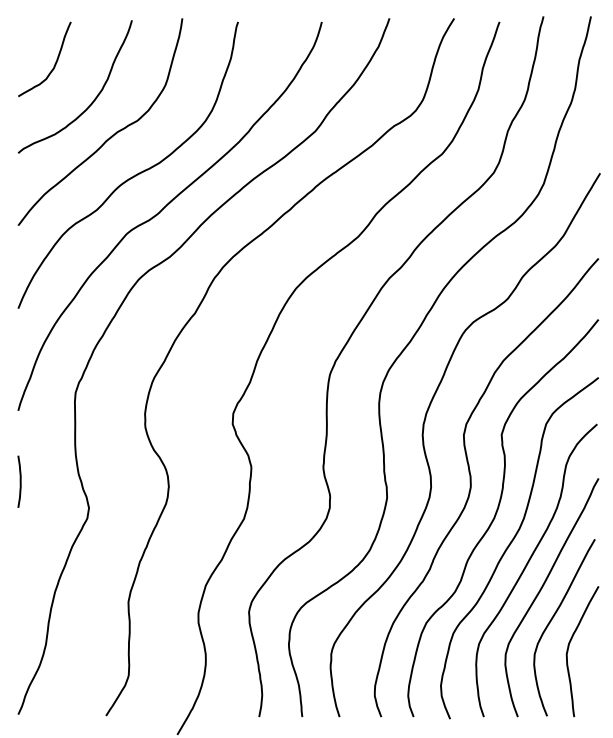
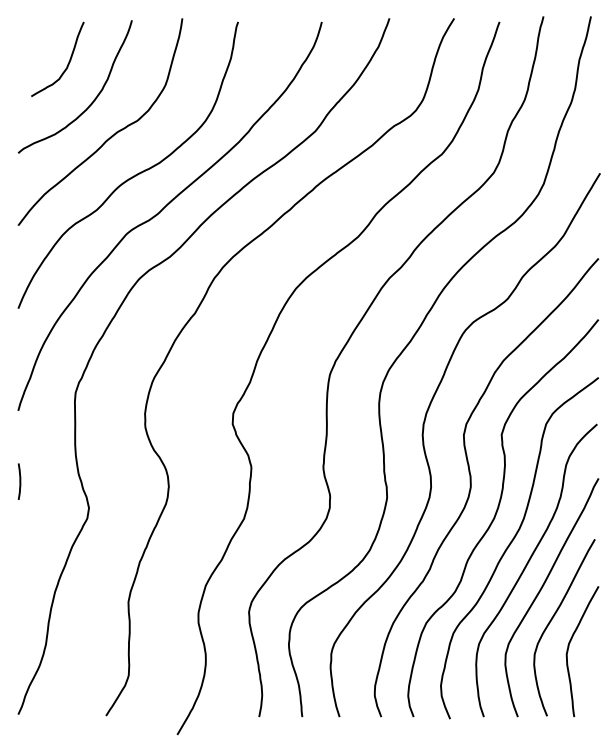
curve position: (54, 63) -> (67, 63) (67, 63)
part size: 5x53 px -> 5x37 px (19, 481)
